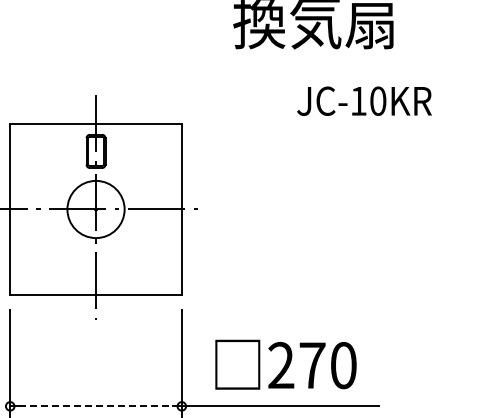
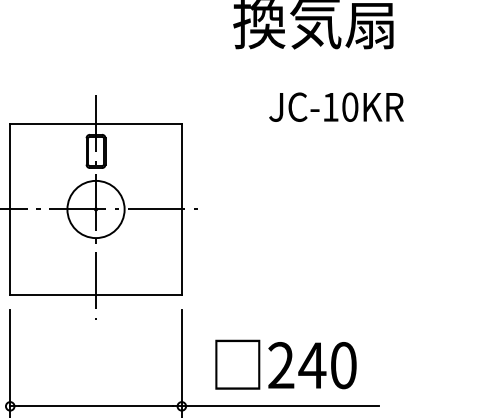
text position: (364, 100) -> (336, 106) (336, 106)
text: 270 -> 240 (312, 365)
line: dashed -> solid (96, 406)
